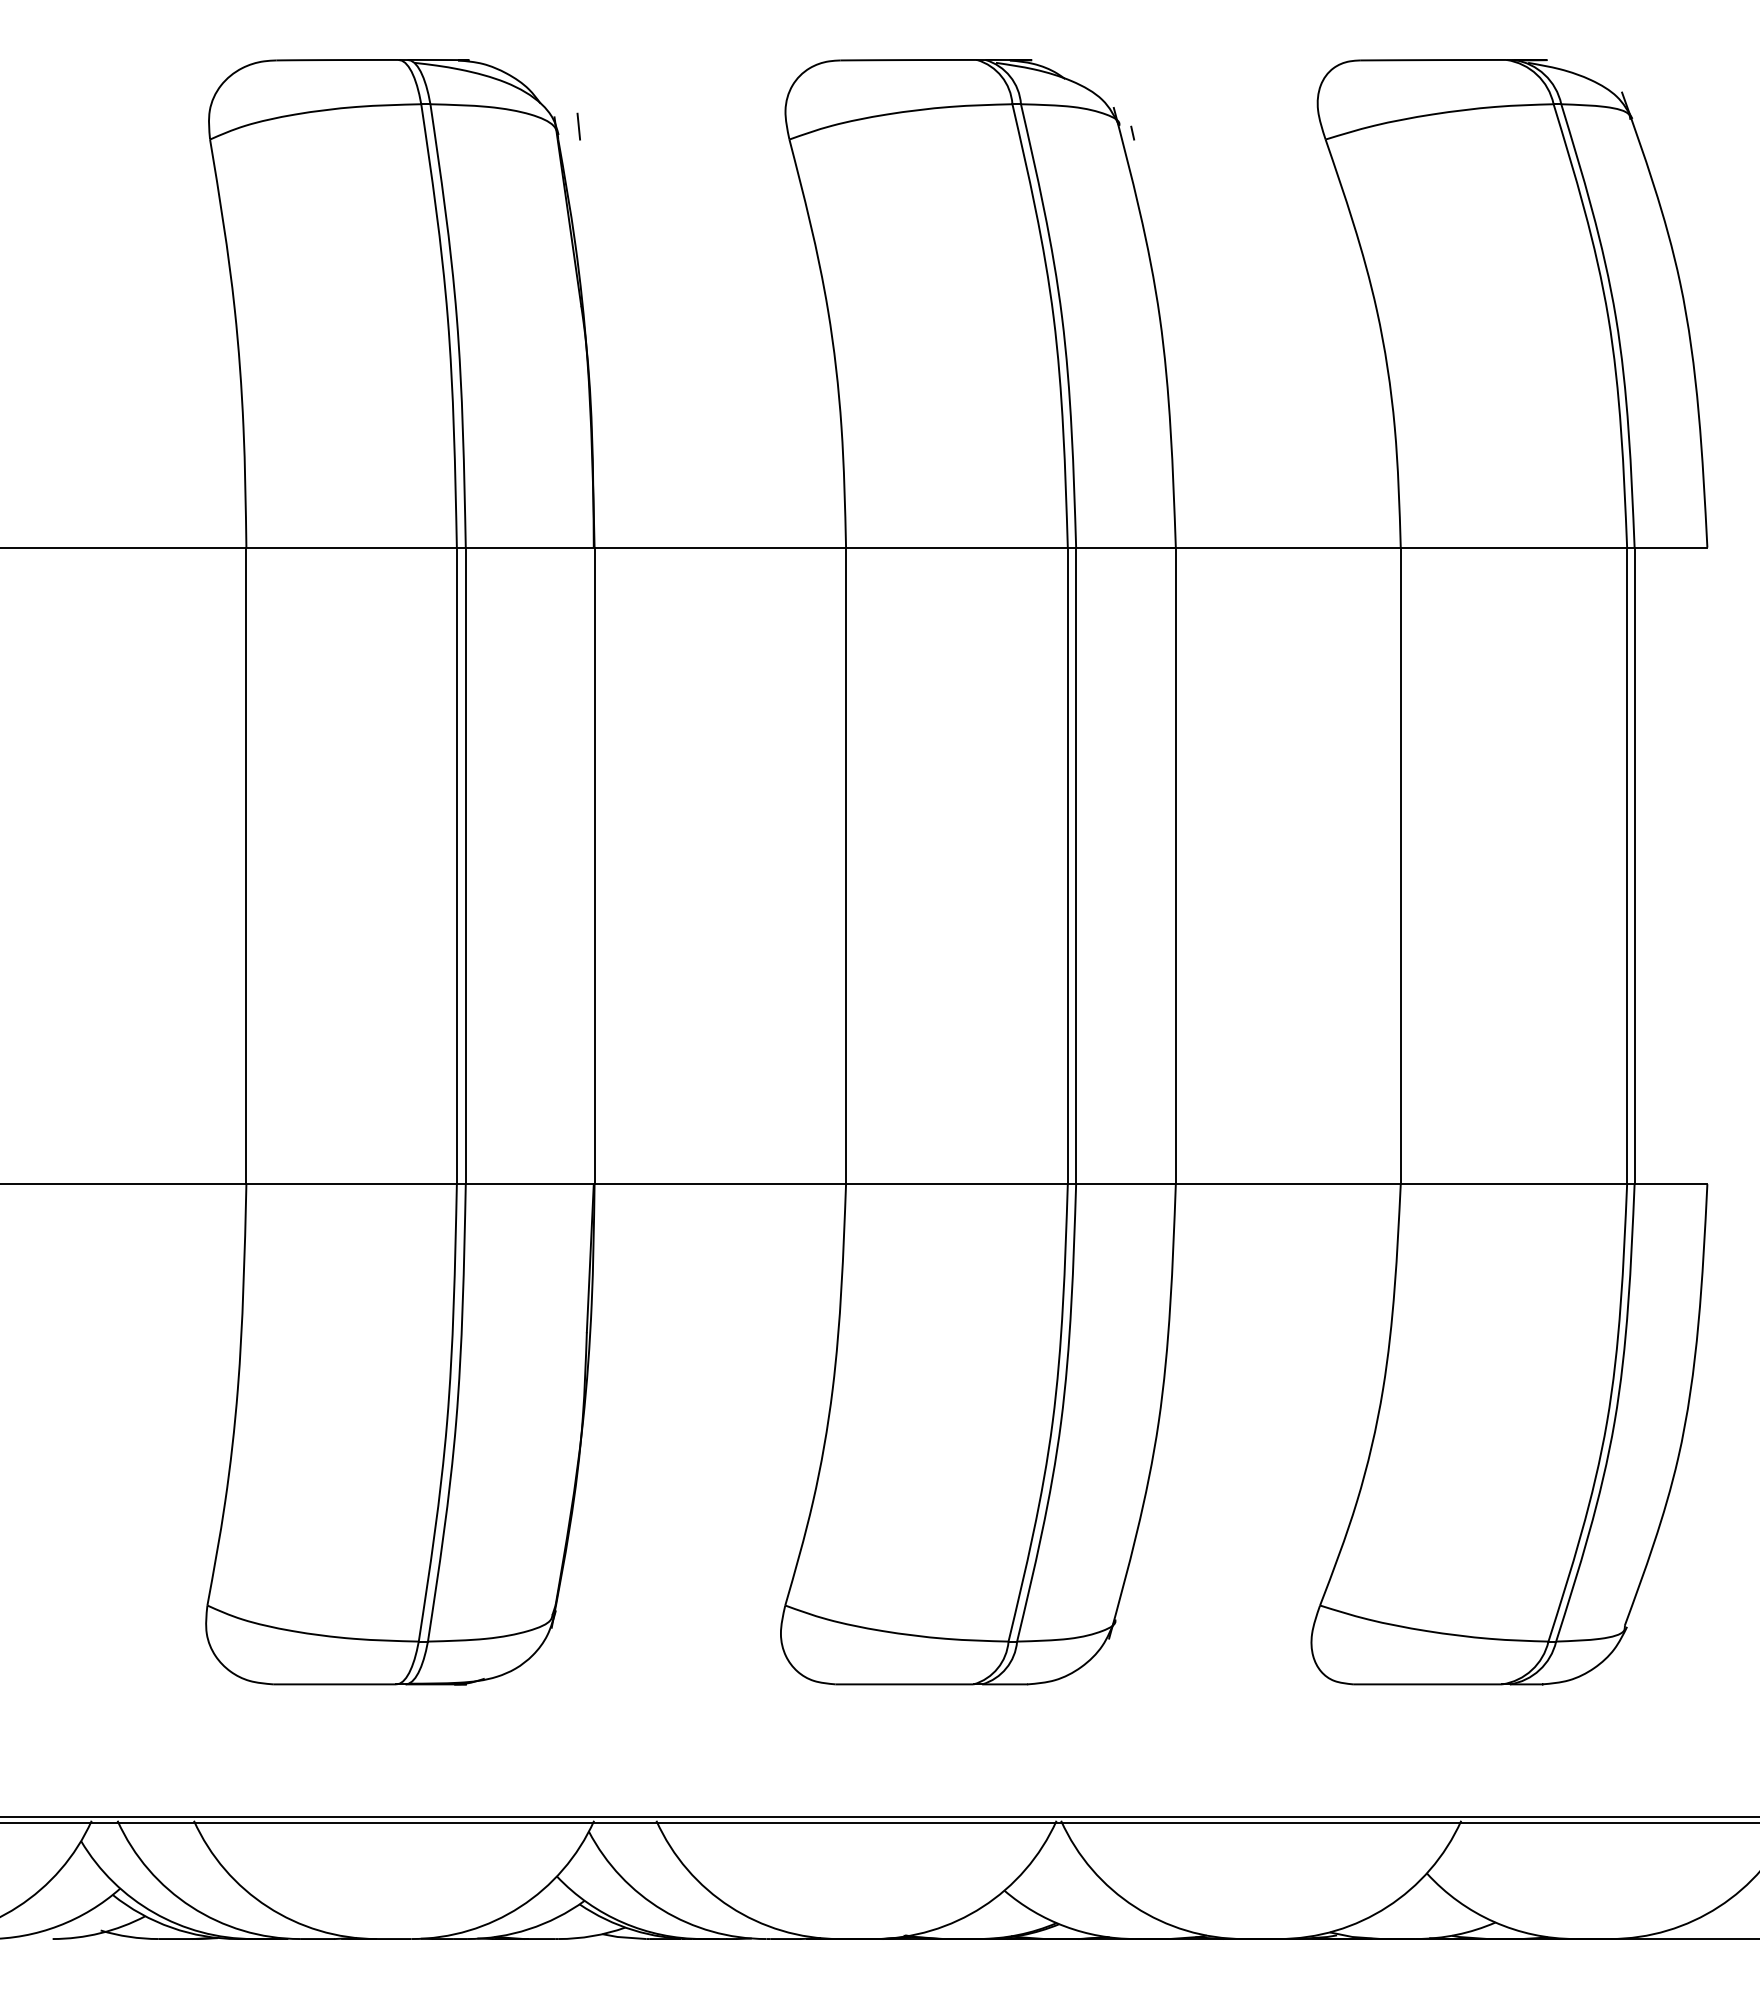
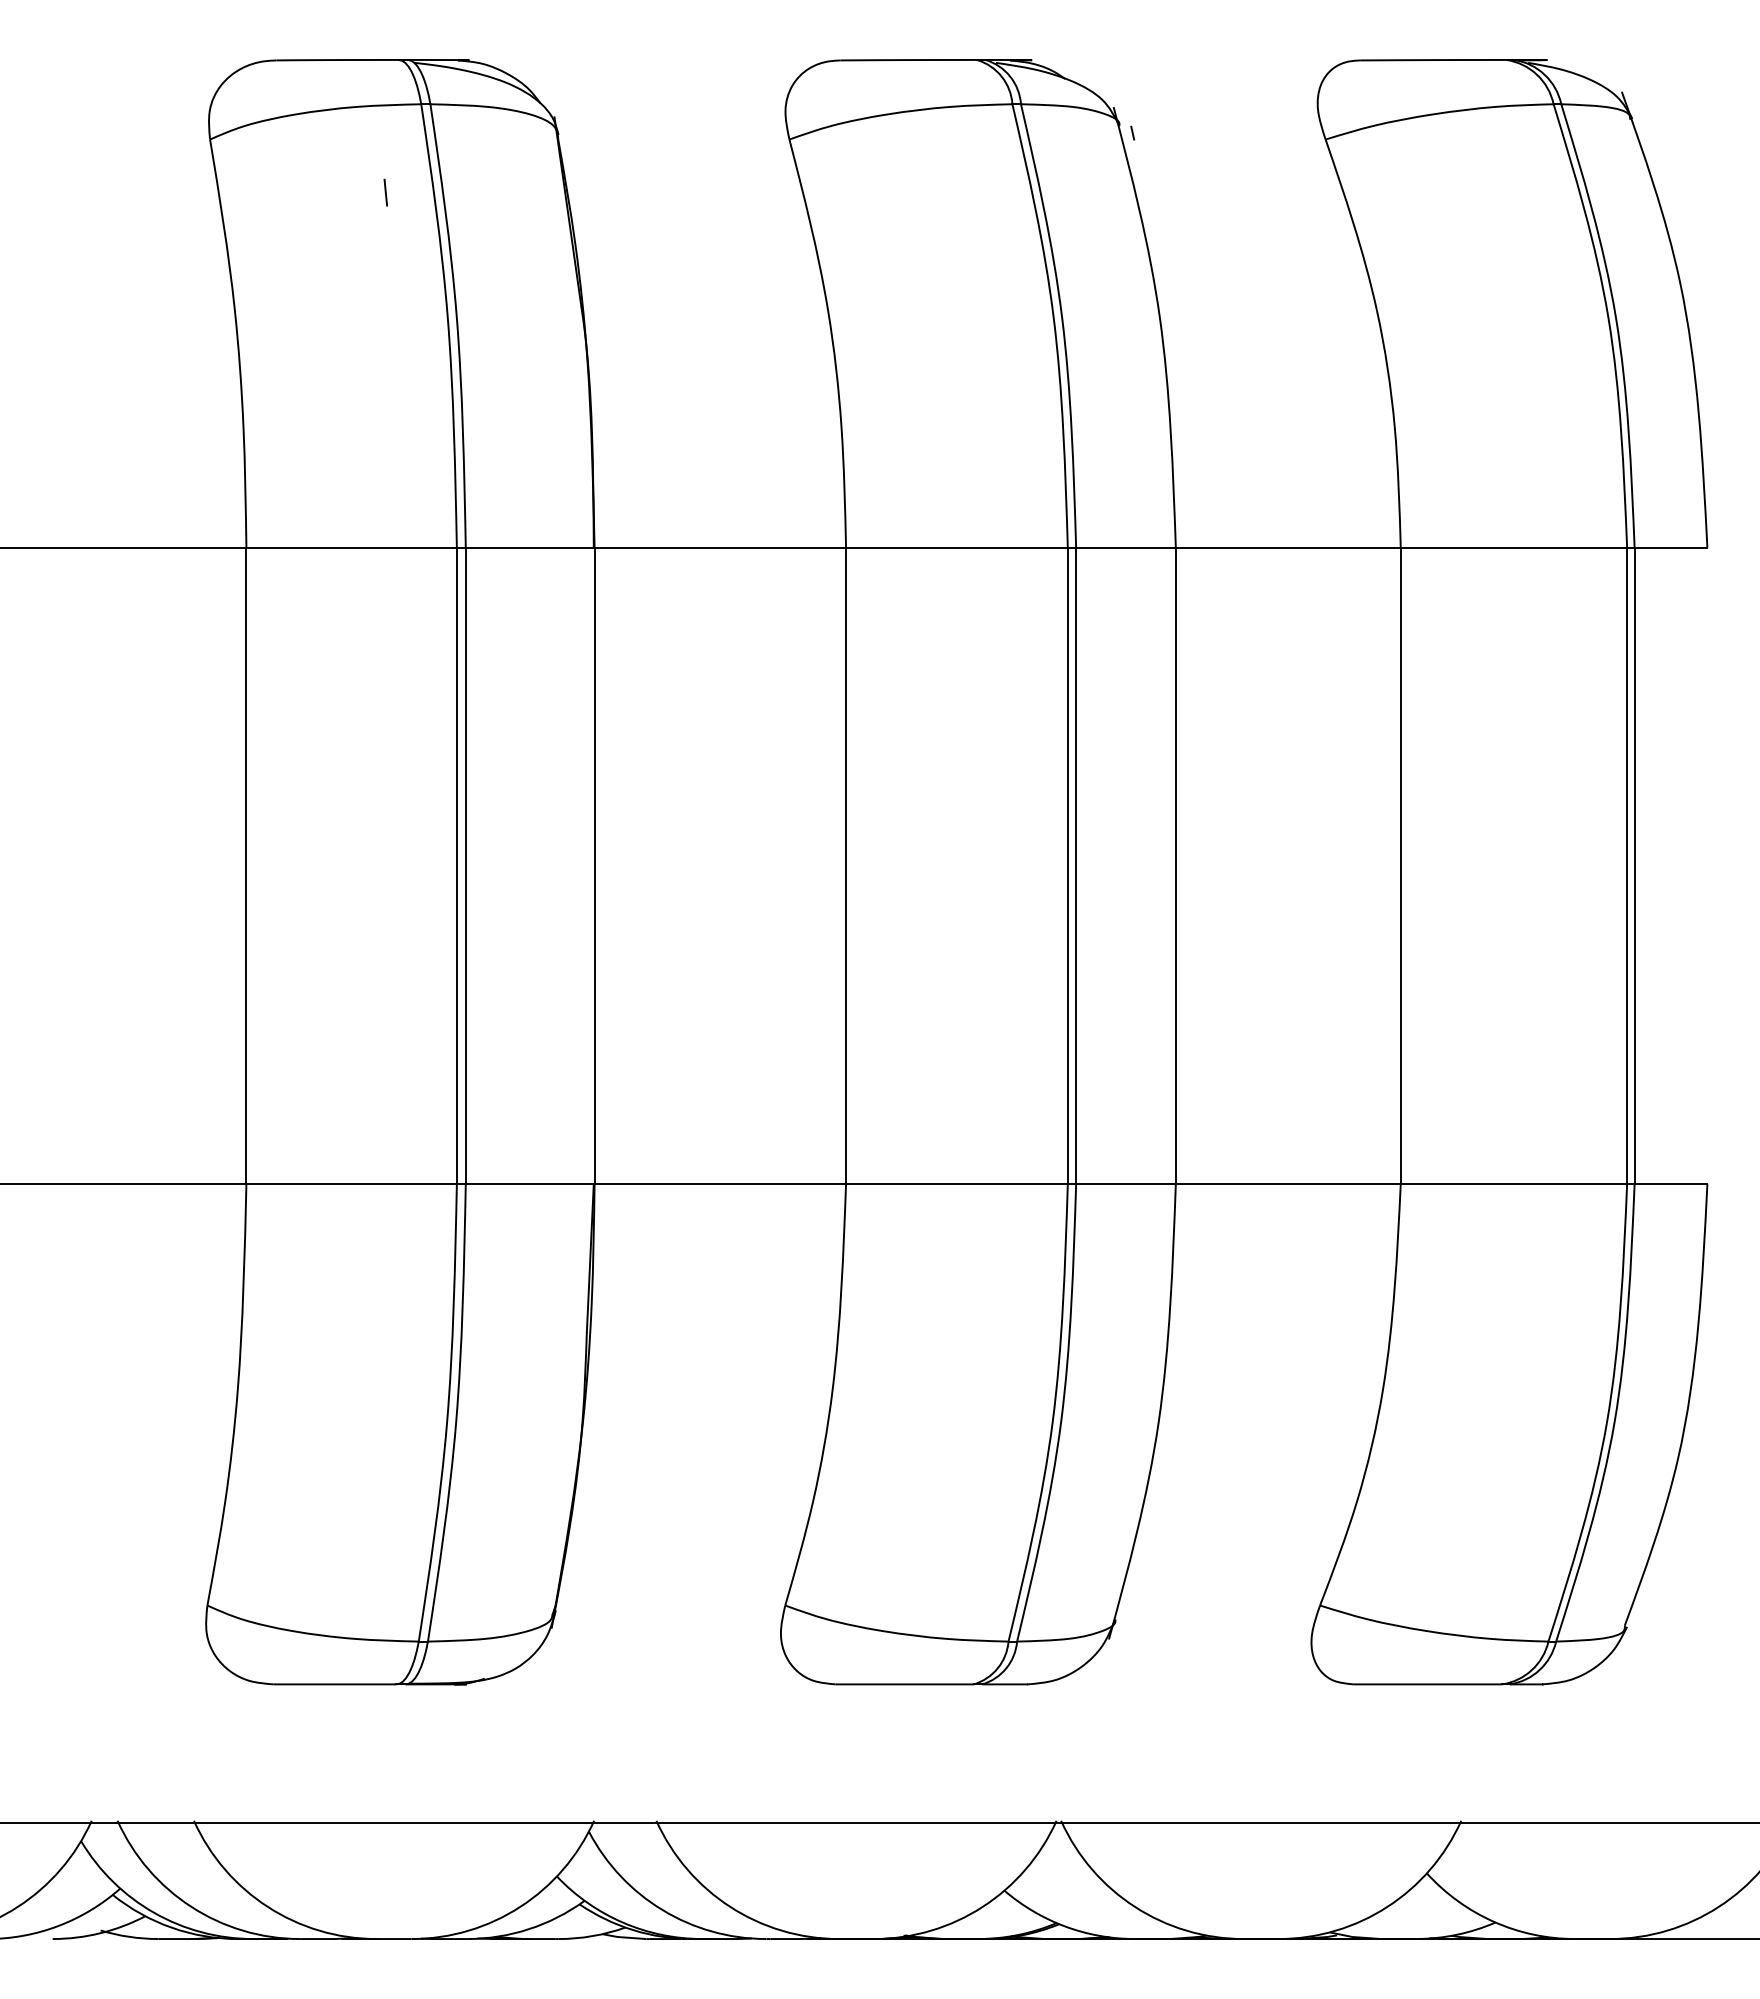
line position: (578, 126) -> (385, 192) (385, 192)
line: present -> none (879, 1817)
